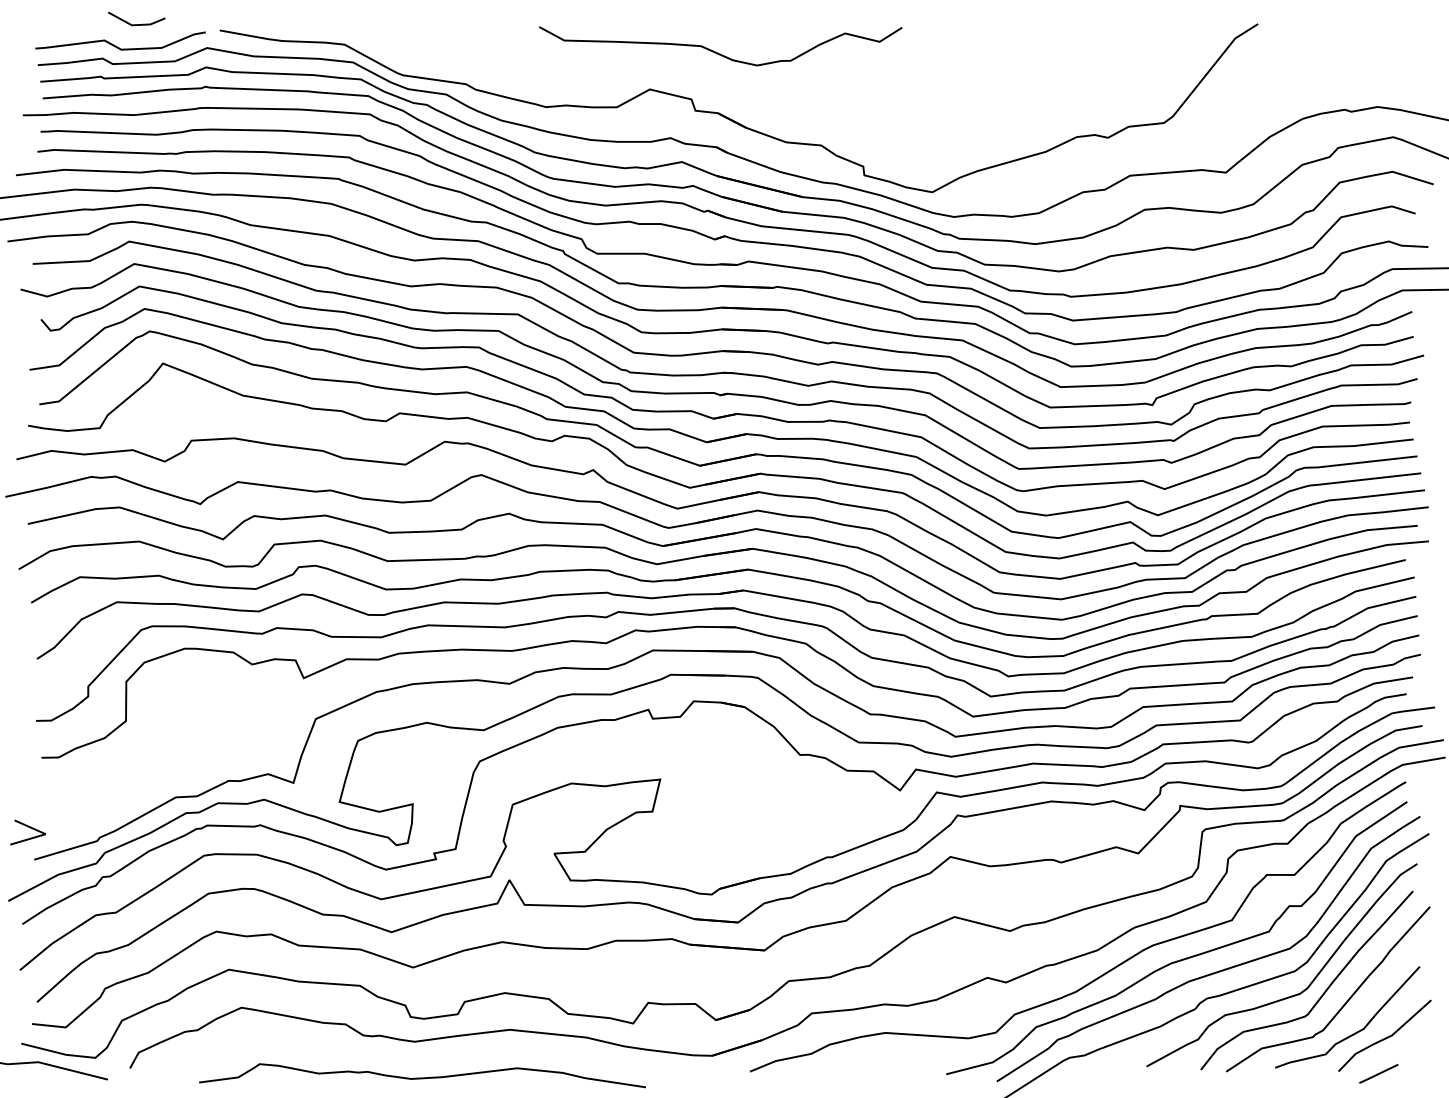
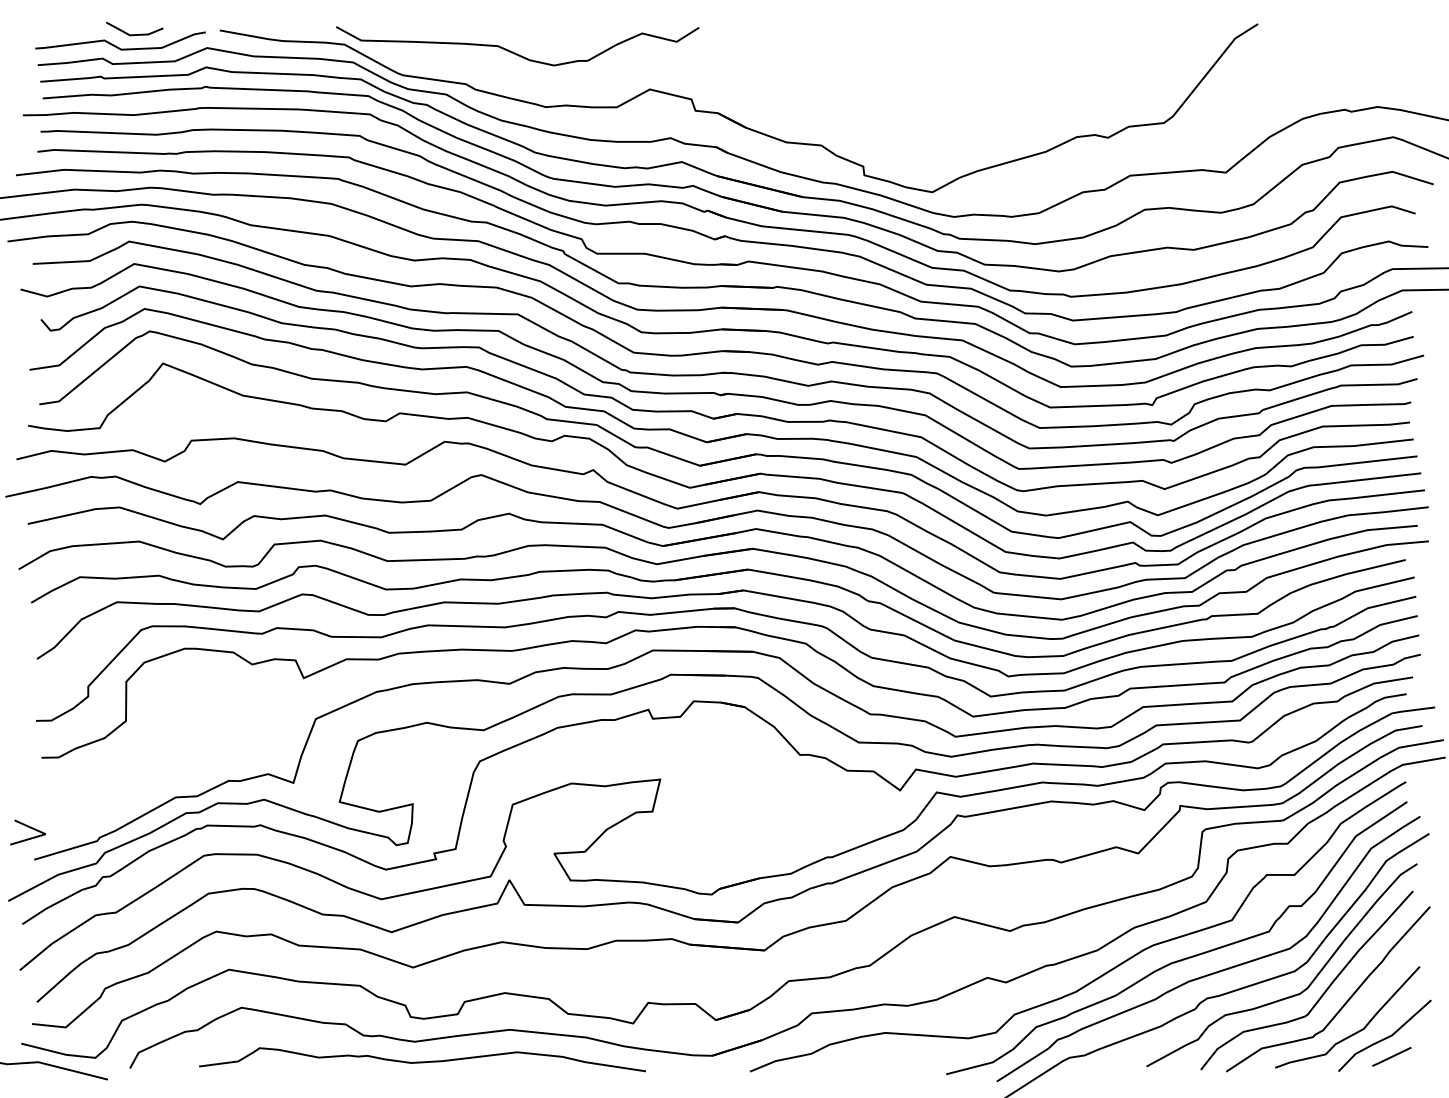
line position: (136, 24) -> (134, 34) (134, 34)
curve position: (718, 52) -> (515, 52) (515, 52)
line position: (1378, 1073) -> (1391, 1056) (1391, 1056)
curve position: (422, 1077) -> (422, 1061) (422, 1061)
